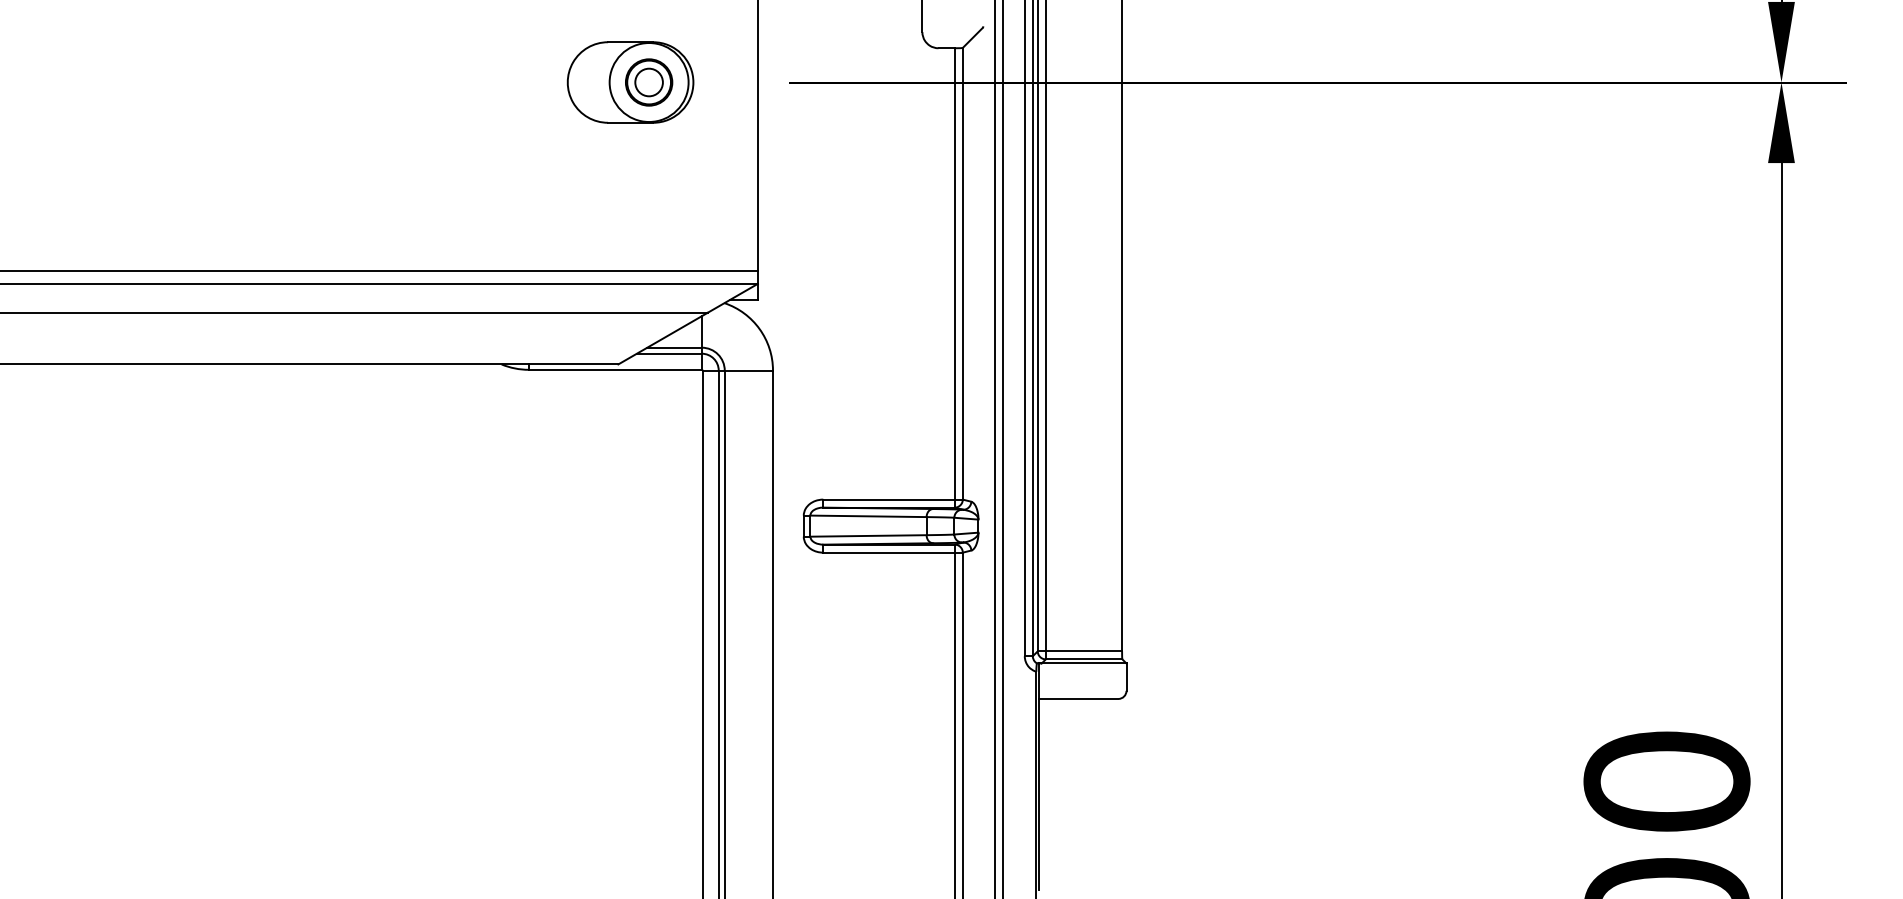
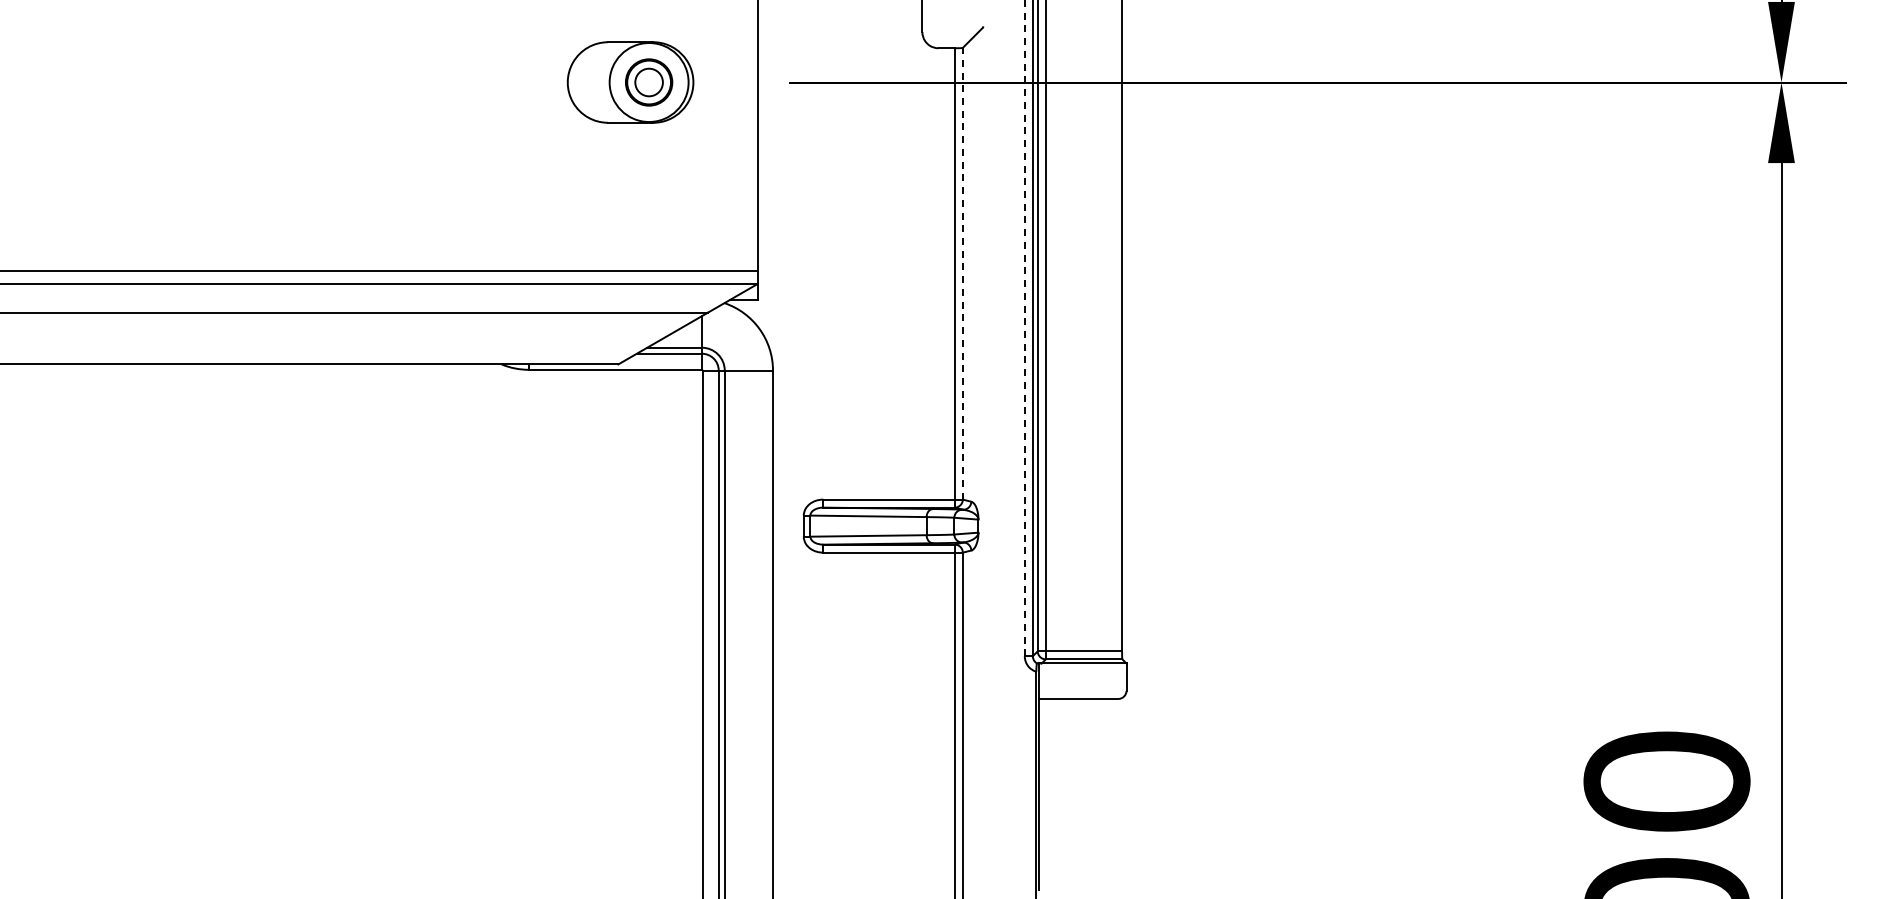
line: solid -> dashed (962, 273)
line: solid -> dashed (1024, 328)
line: present -> none (995, 448)
line: present -> none (1003, 448)
